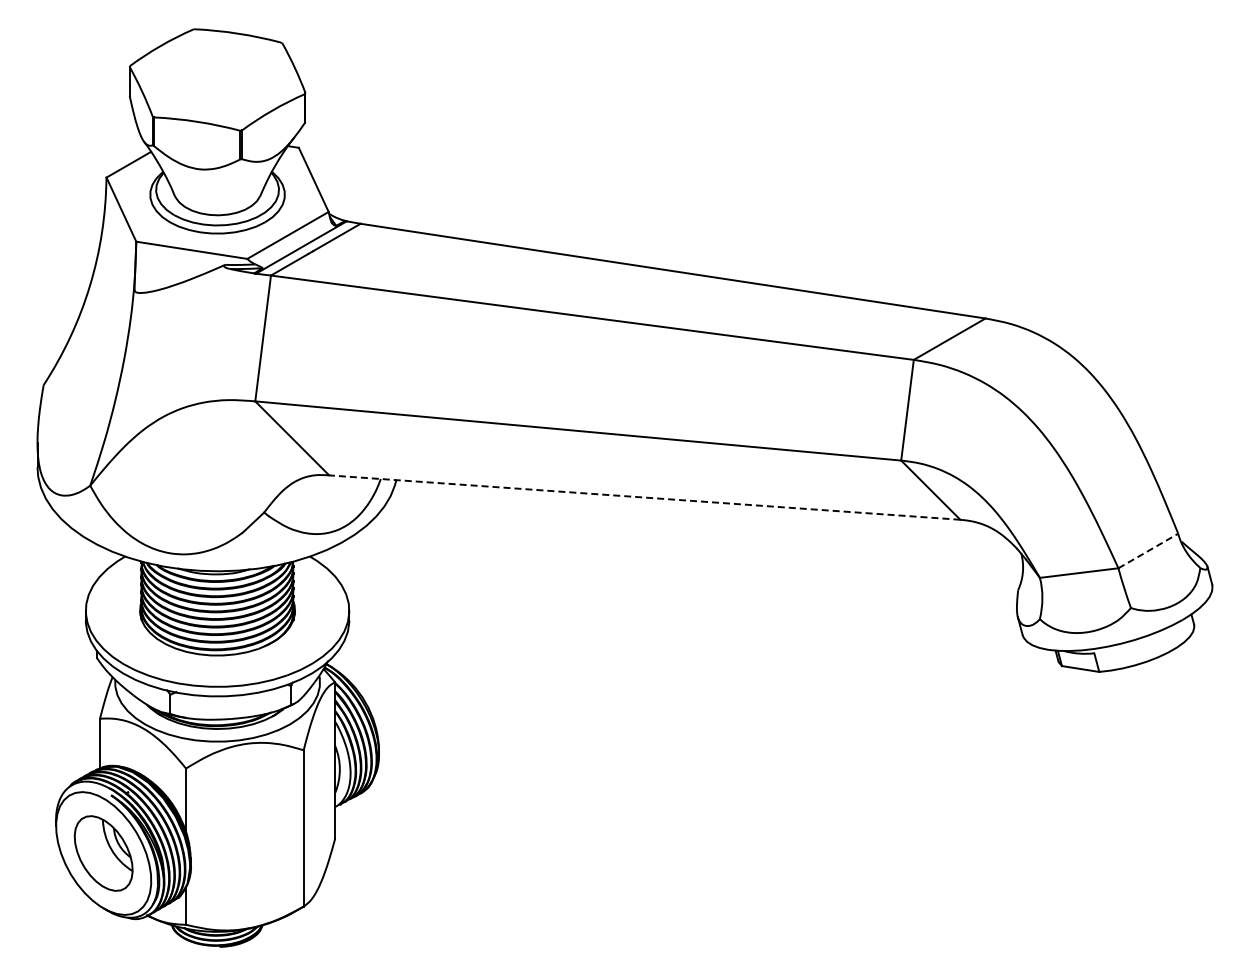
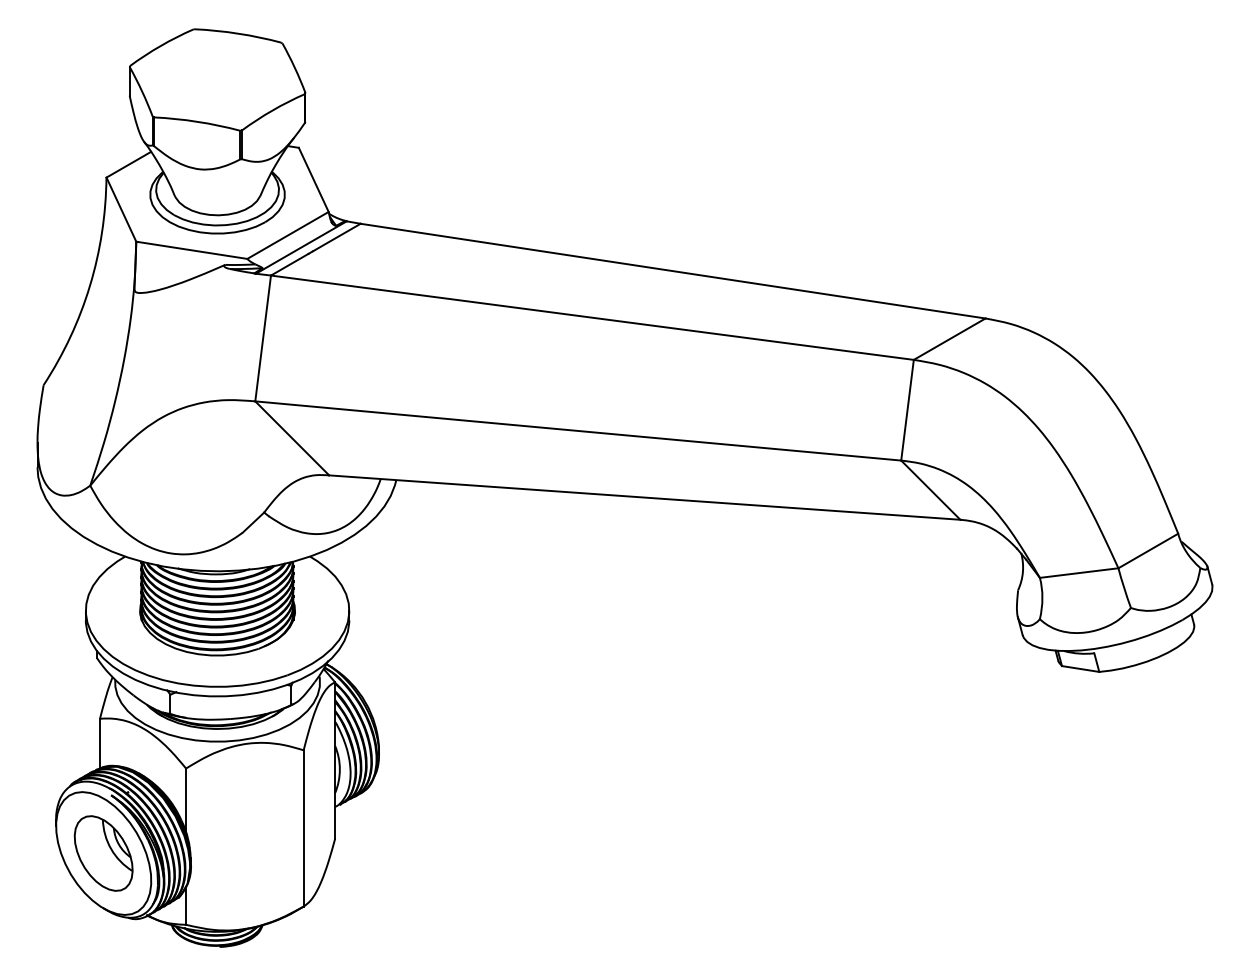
line: dashed -> solid (644, 497)
line: dashed -> solid (1148, 551)
